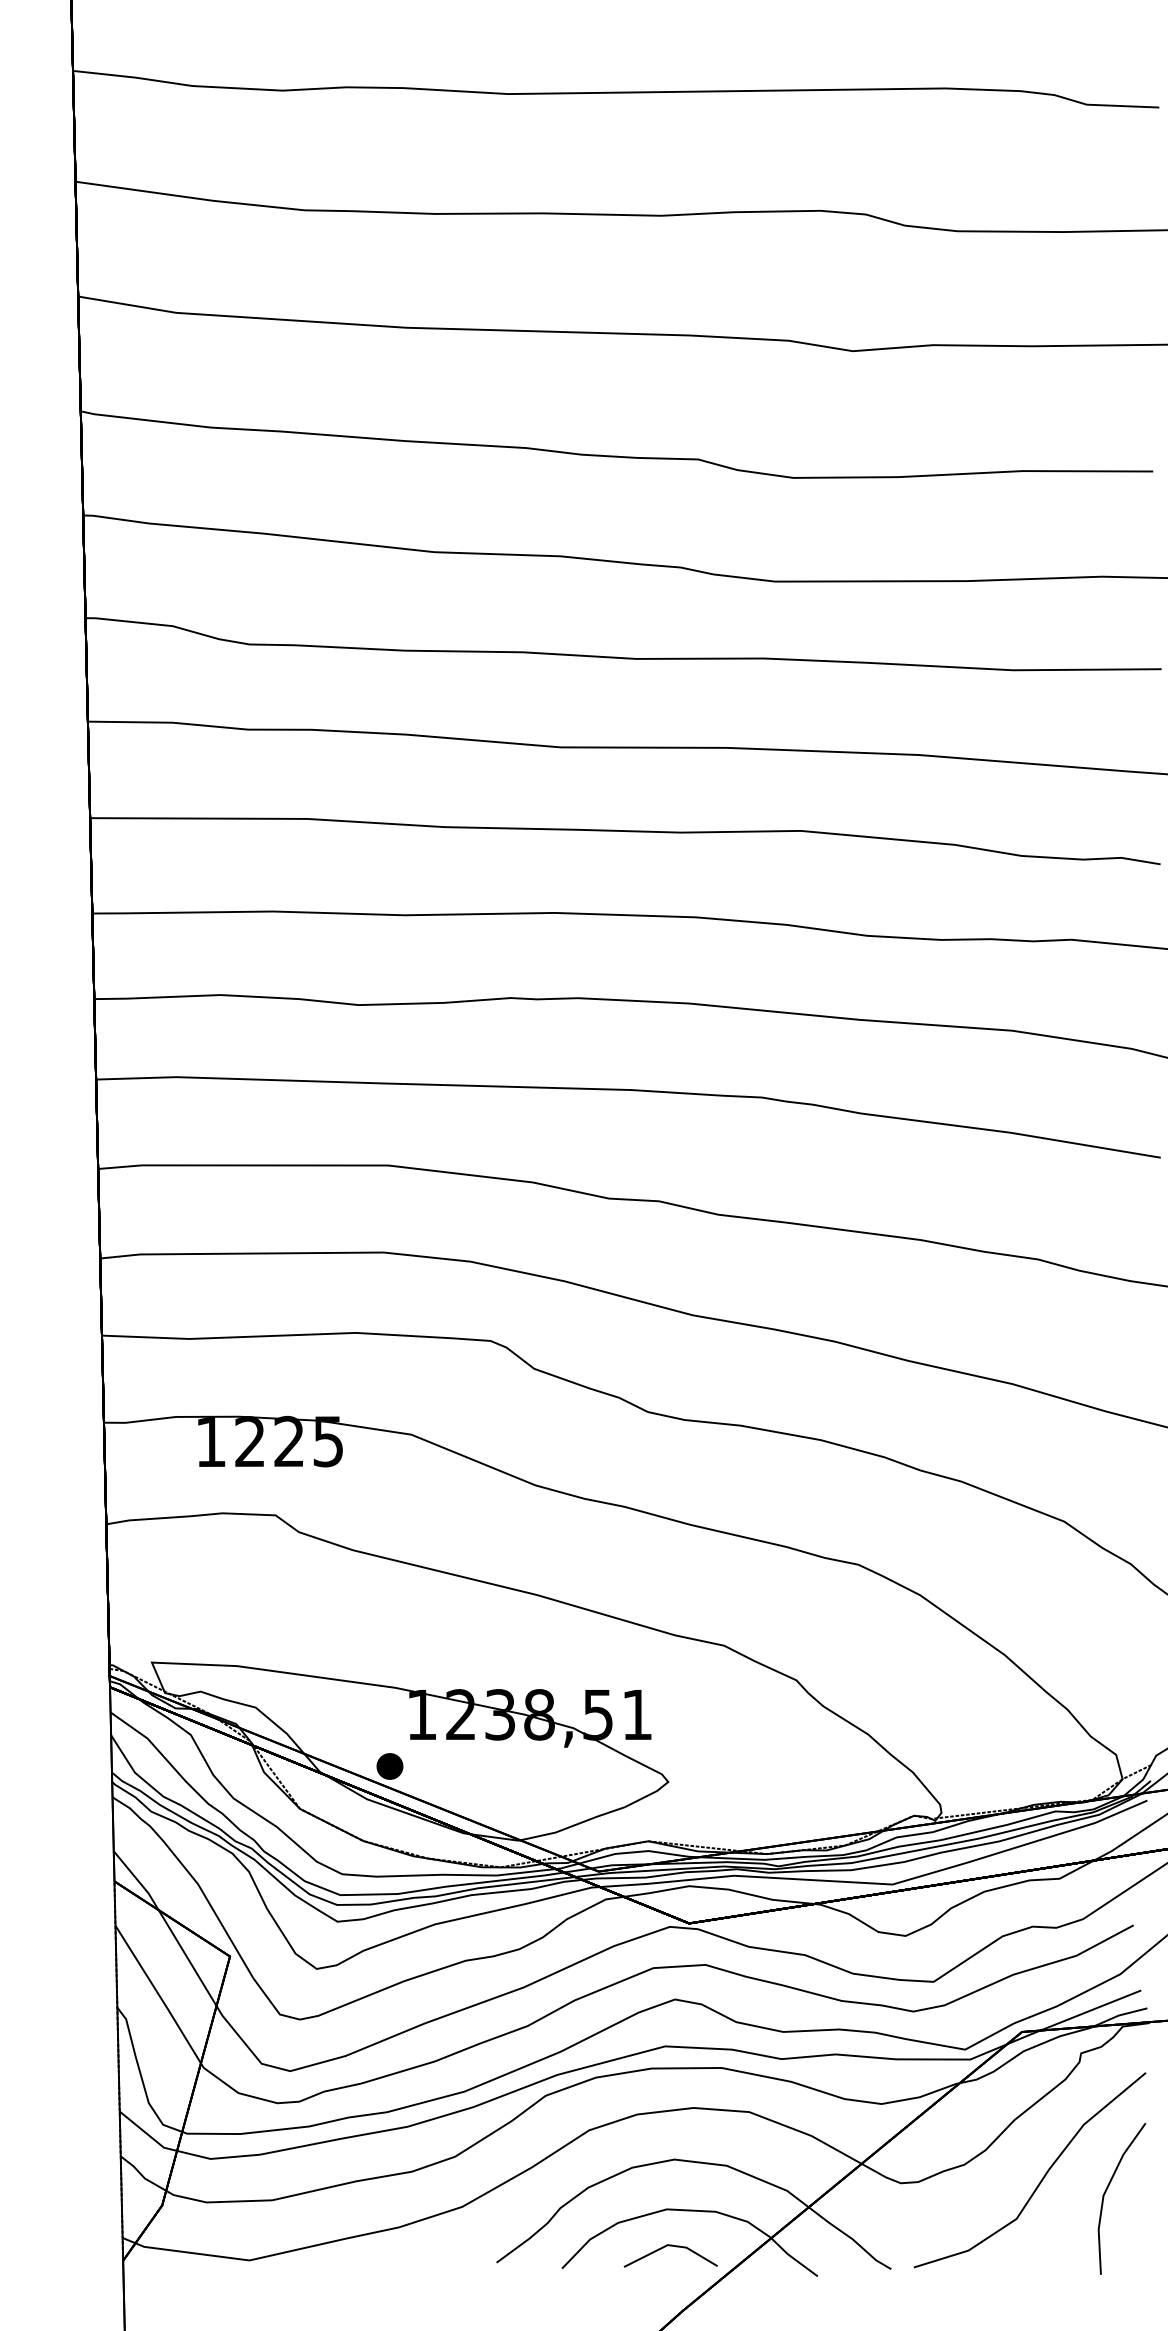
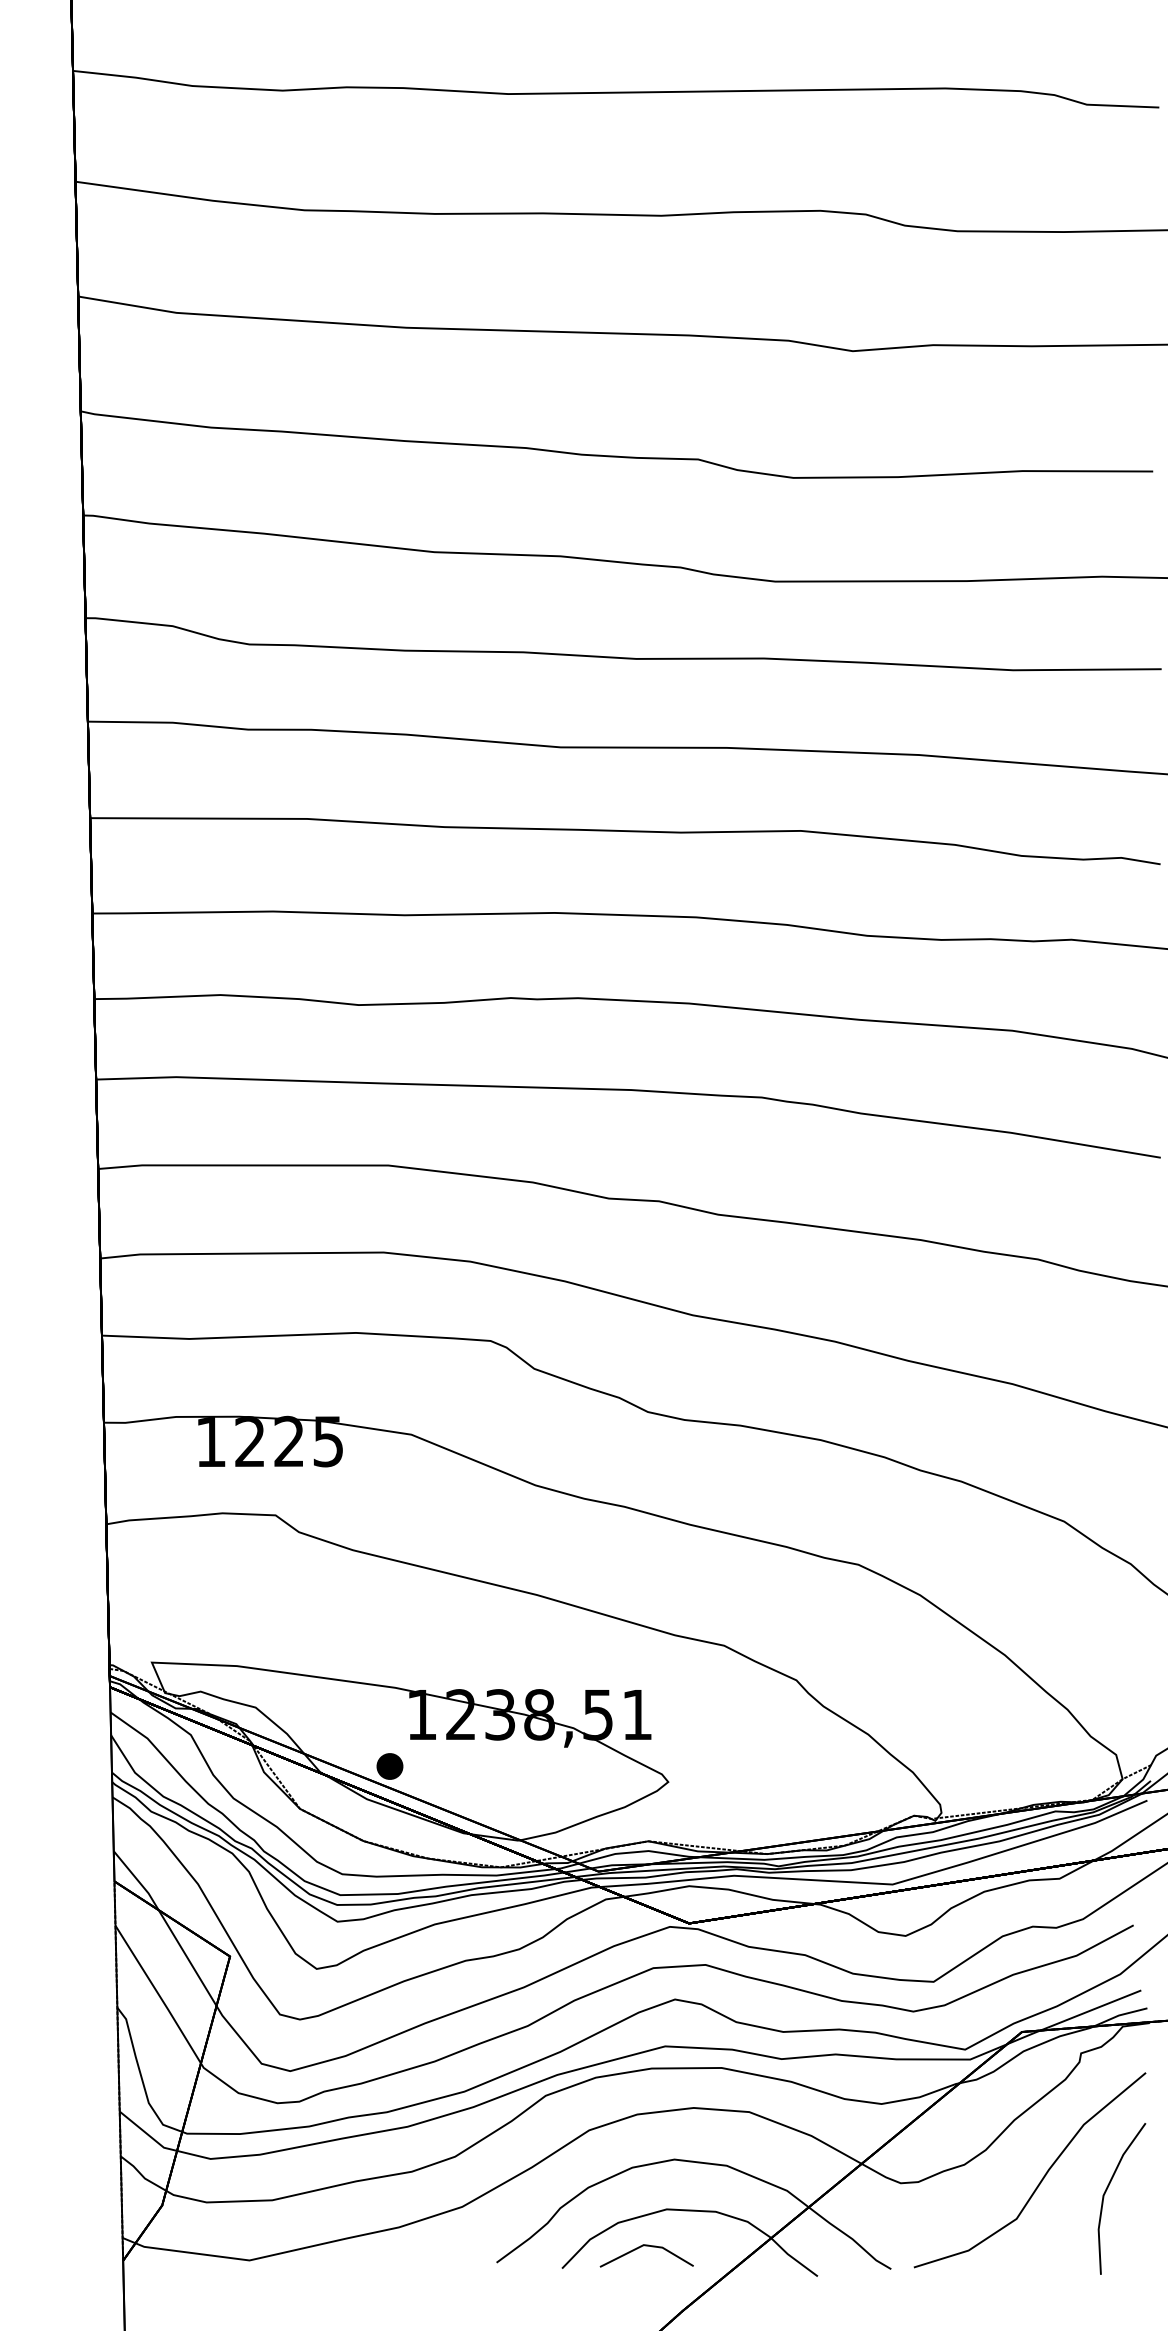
line position: (670, 2246) -> (646, 2246) (646, 2246)
